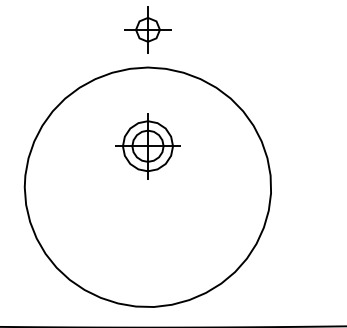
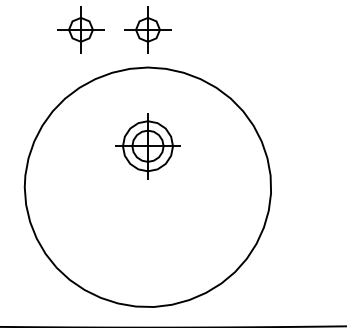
part: none -> present (80, 29)
